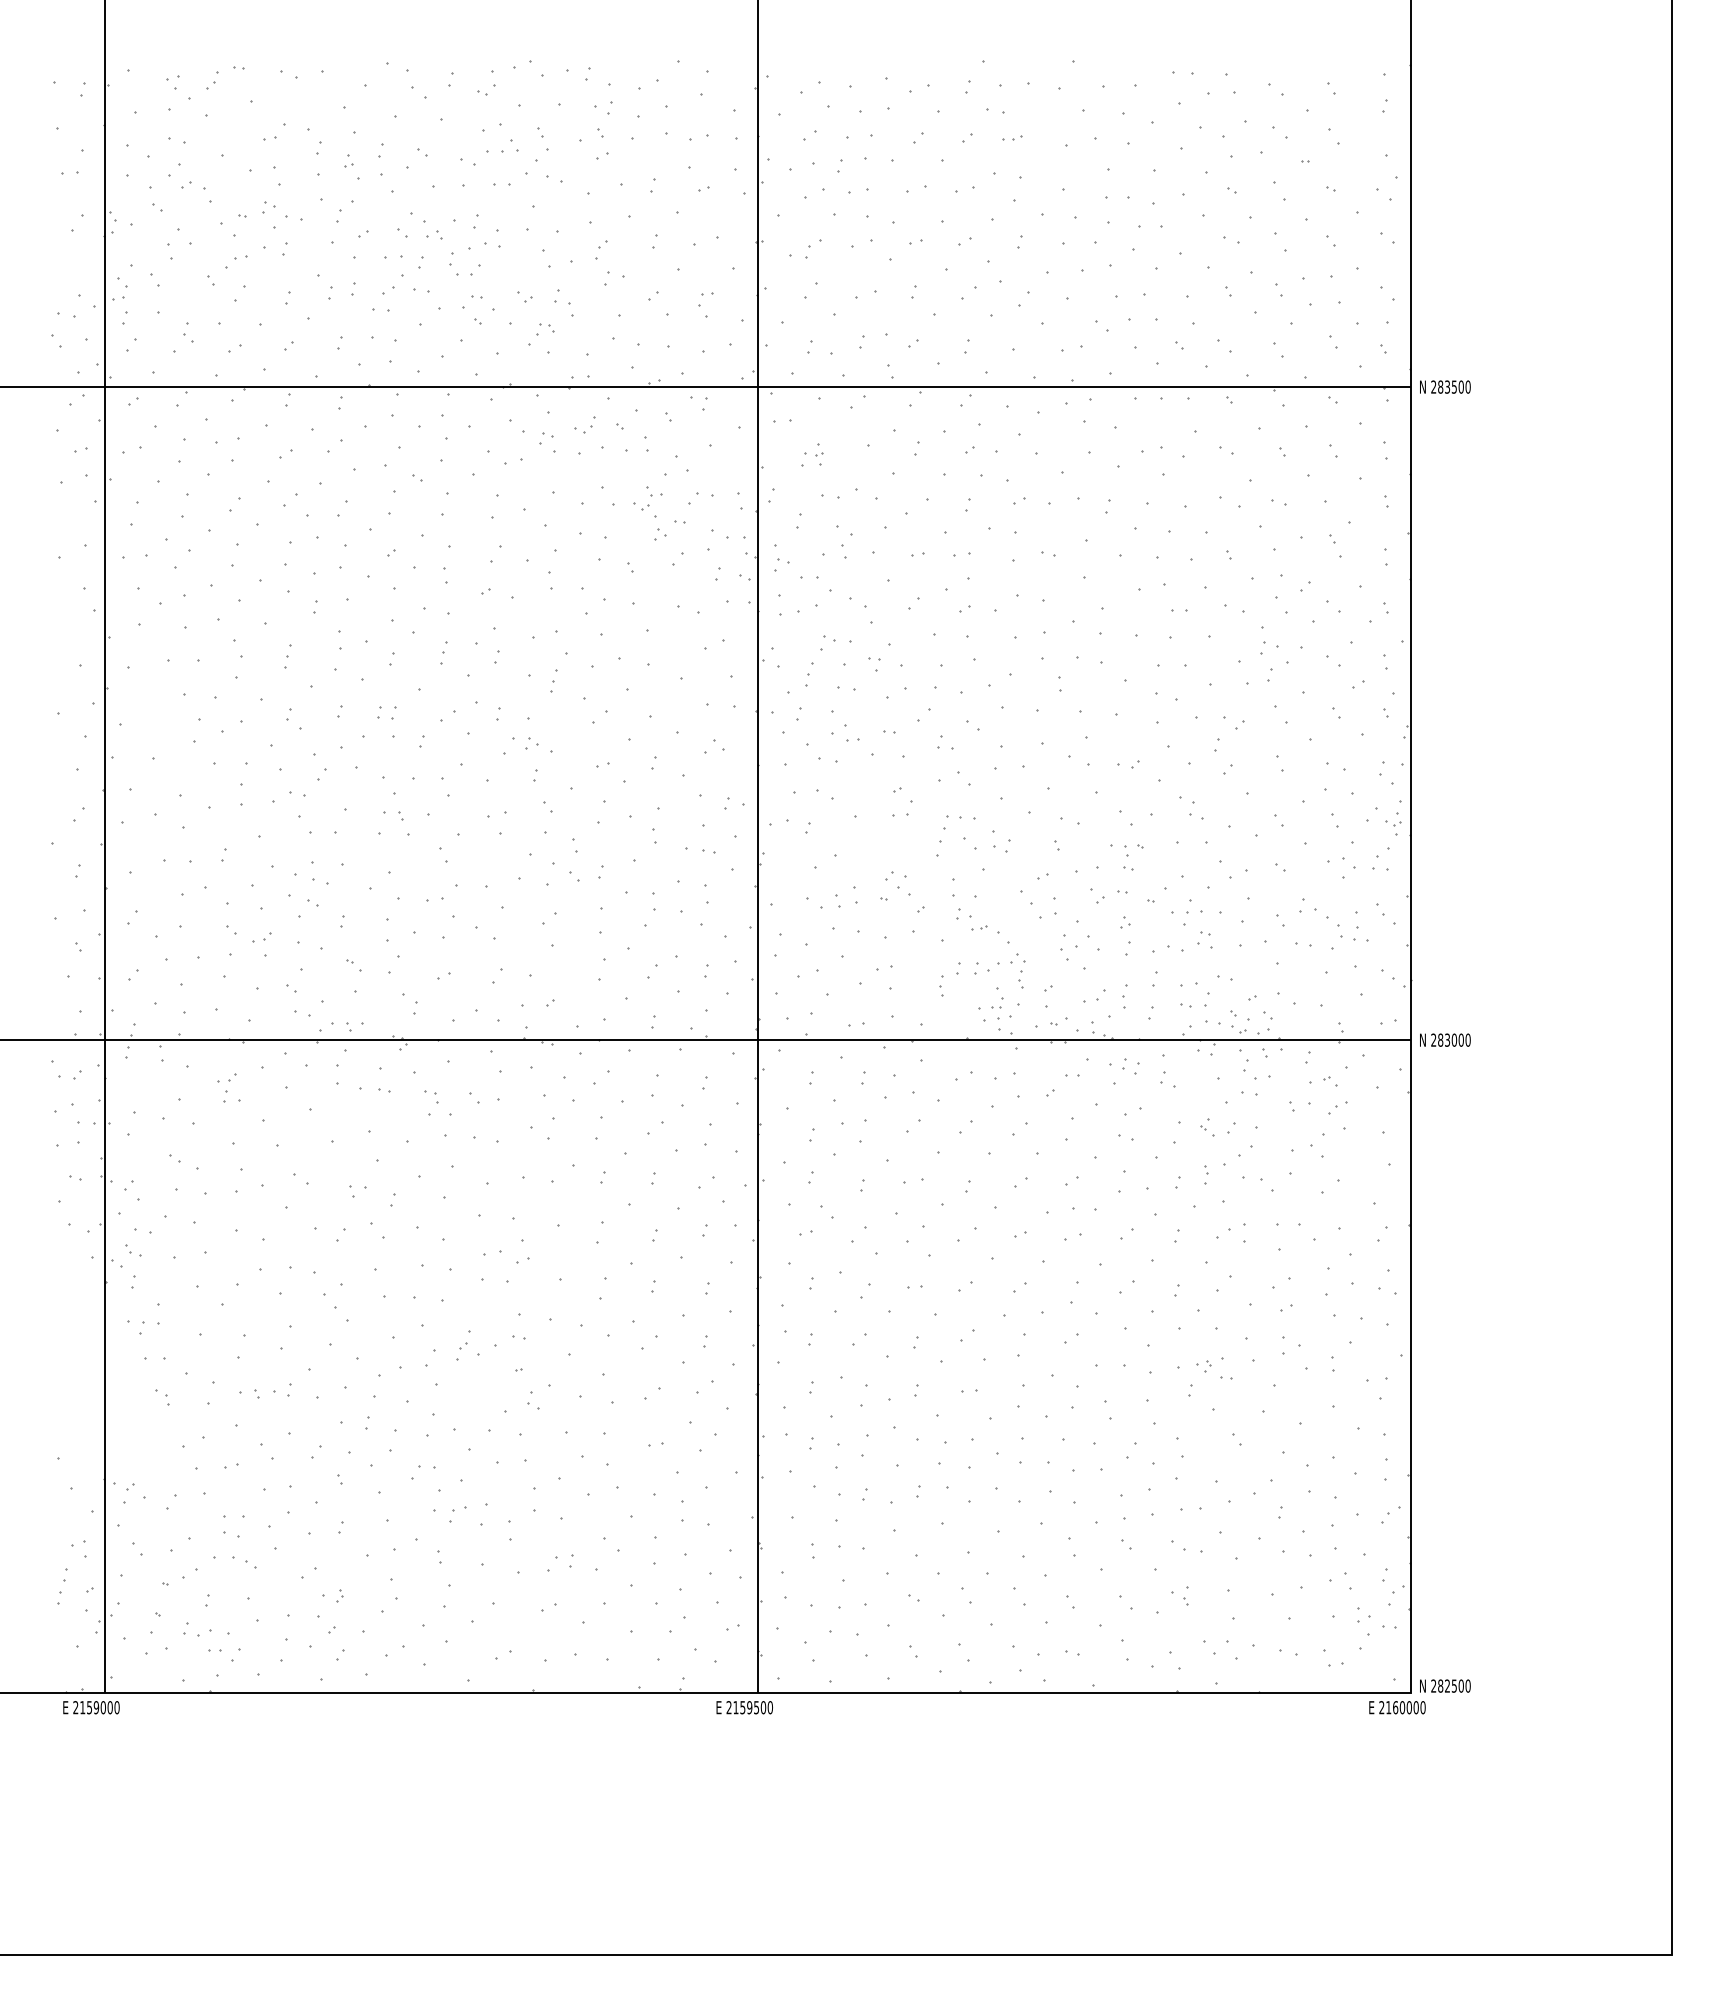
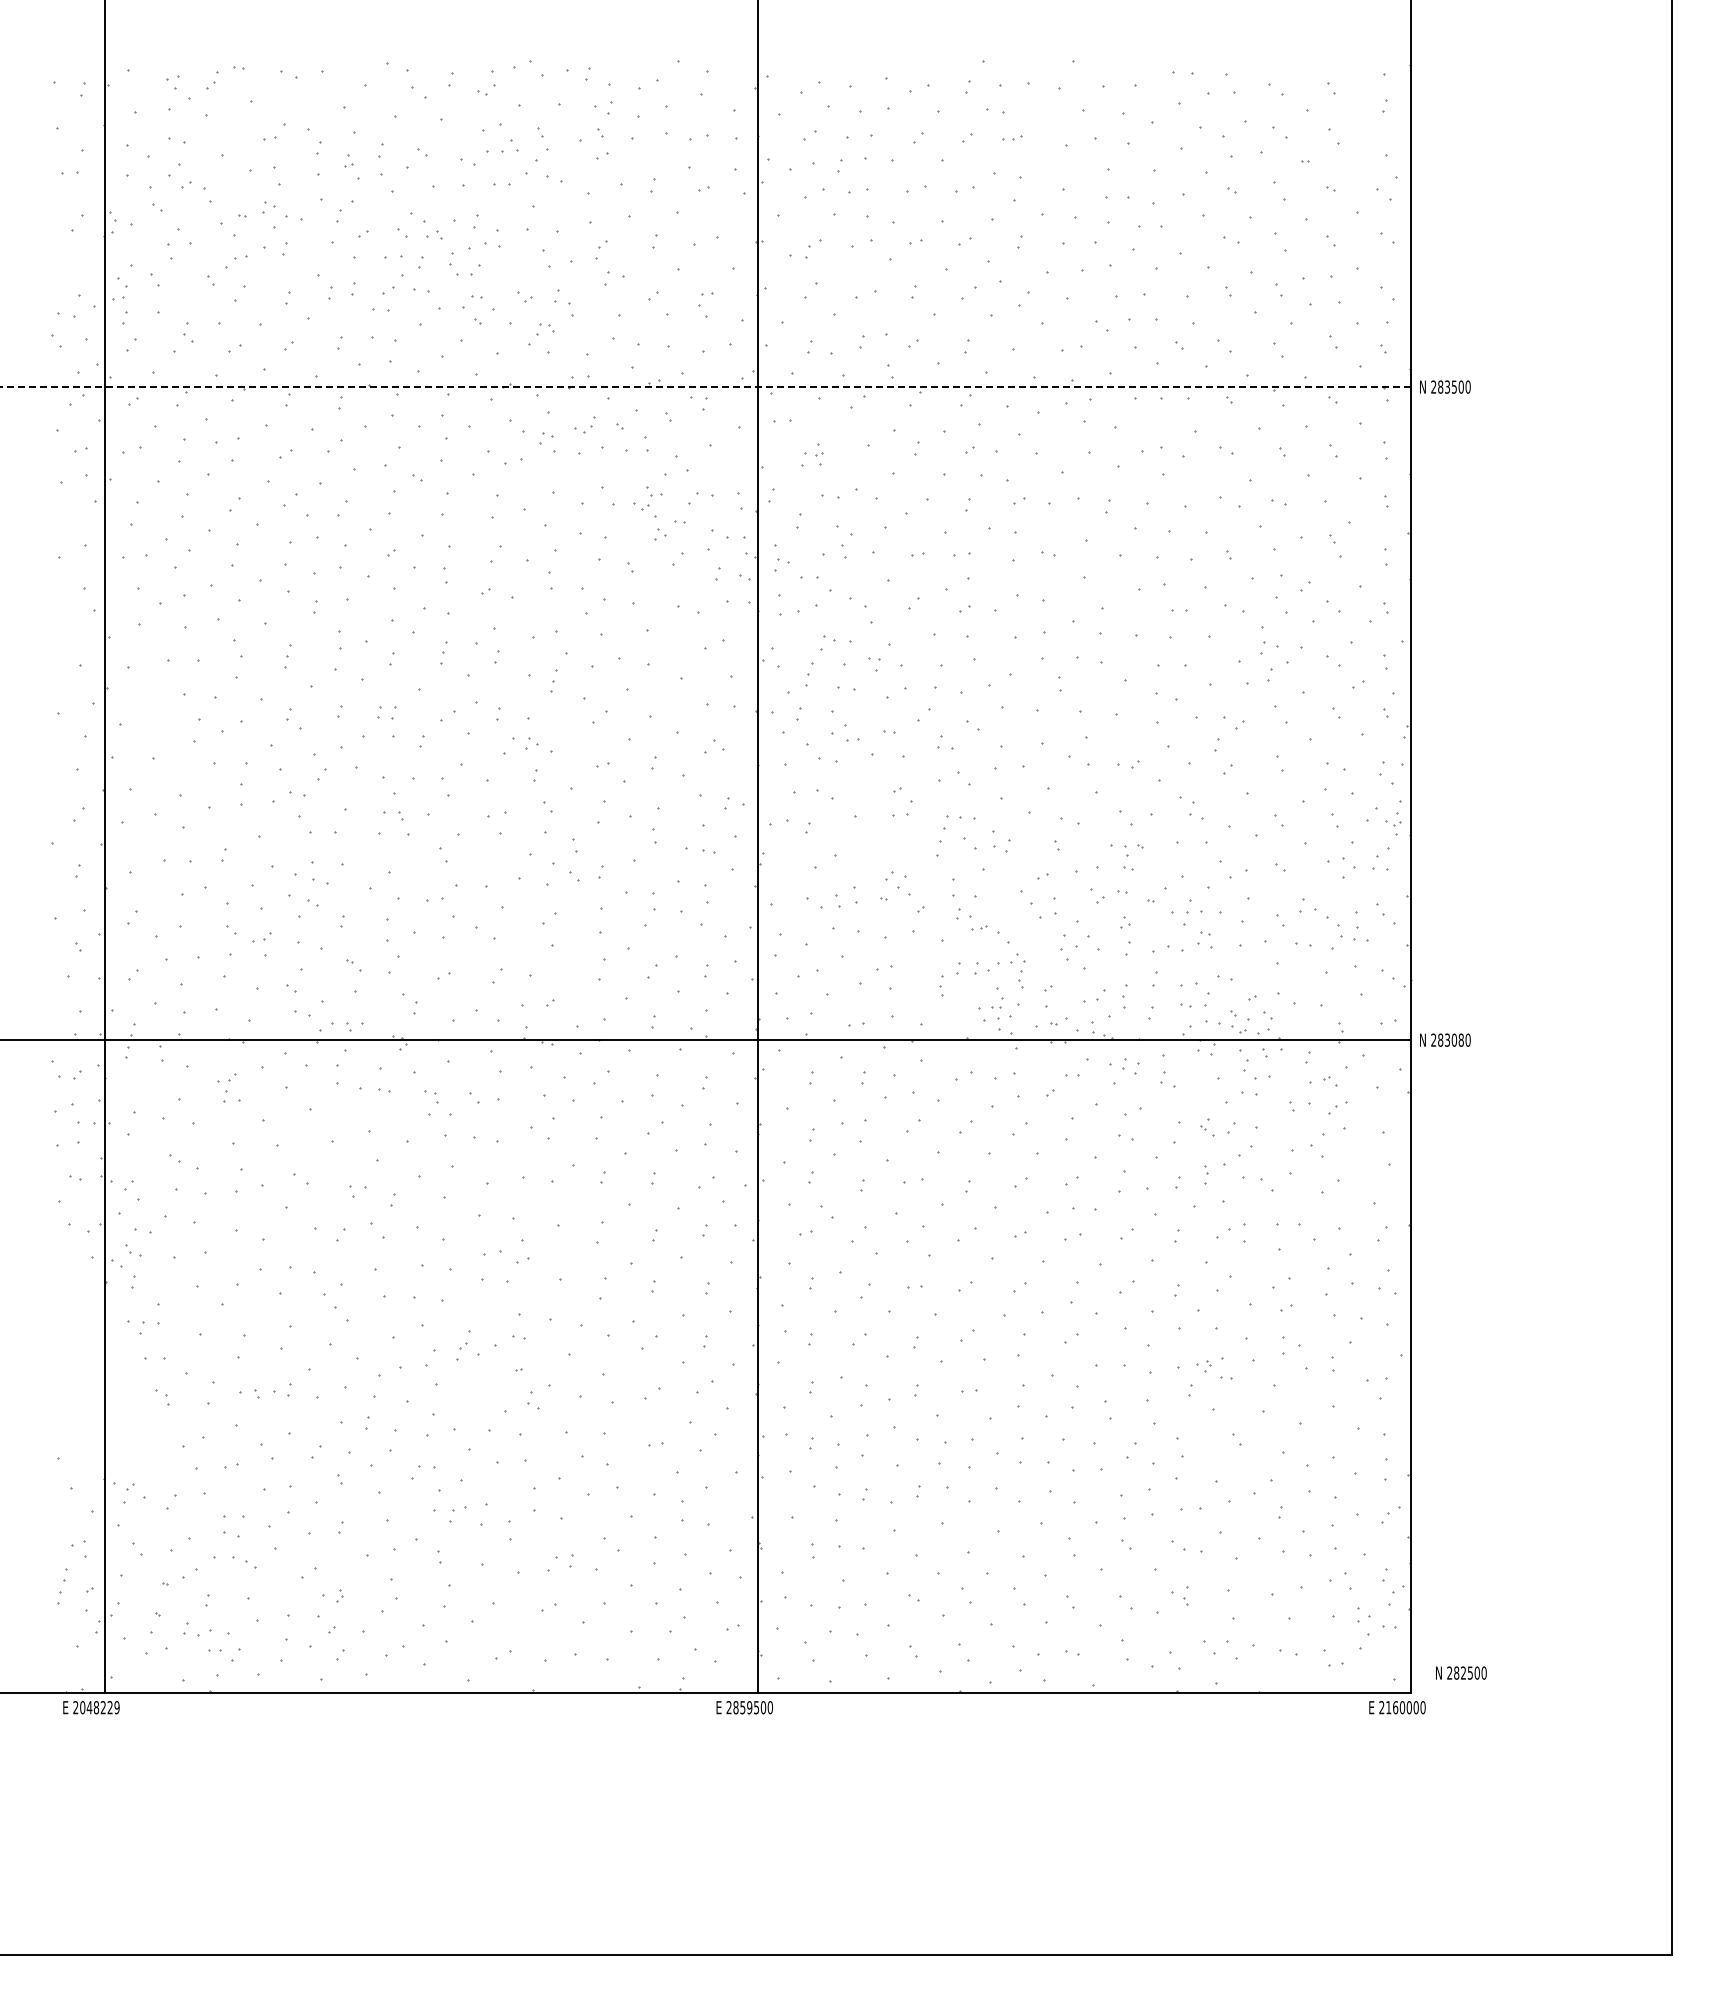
line: solid -> dashed (705, 387)
text: 283000 -> 283080 (1460, 1039)
text position: (1445, 1685) -> (1461, 1672) (1461, 1672)
text: 2159000 -> 2048229 (99, 1707)
text: 2159500 -> 2859500 (735, 1707)
